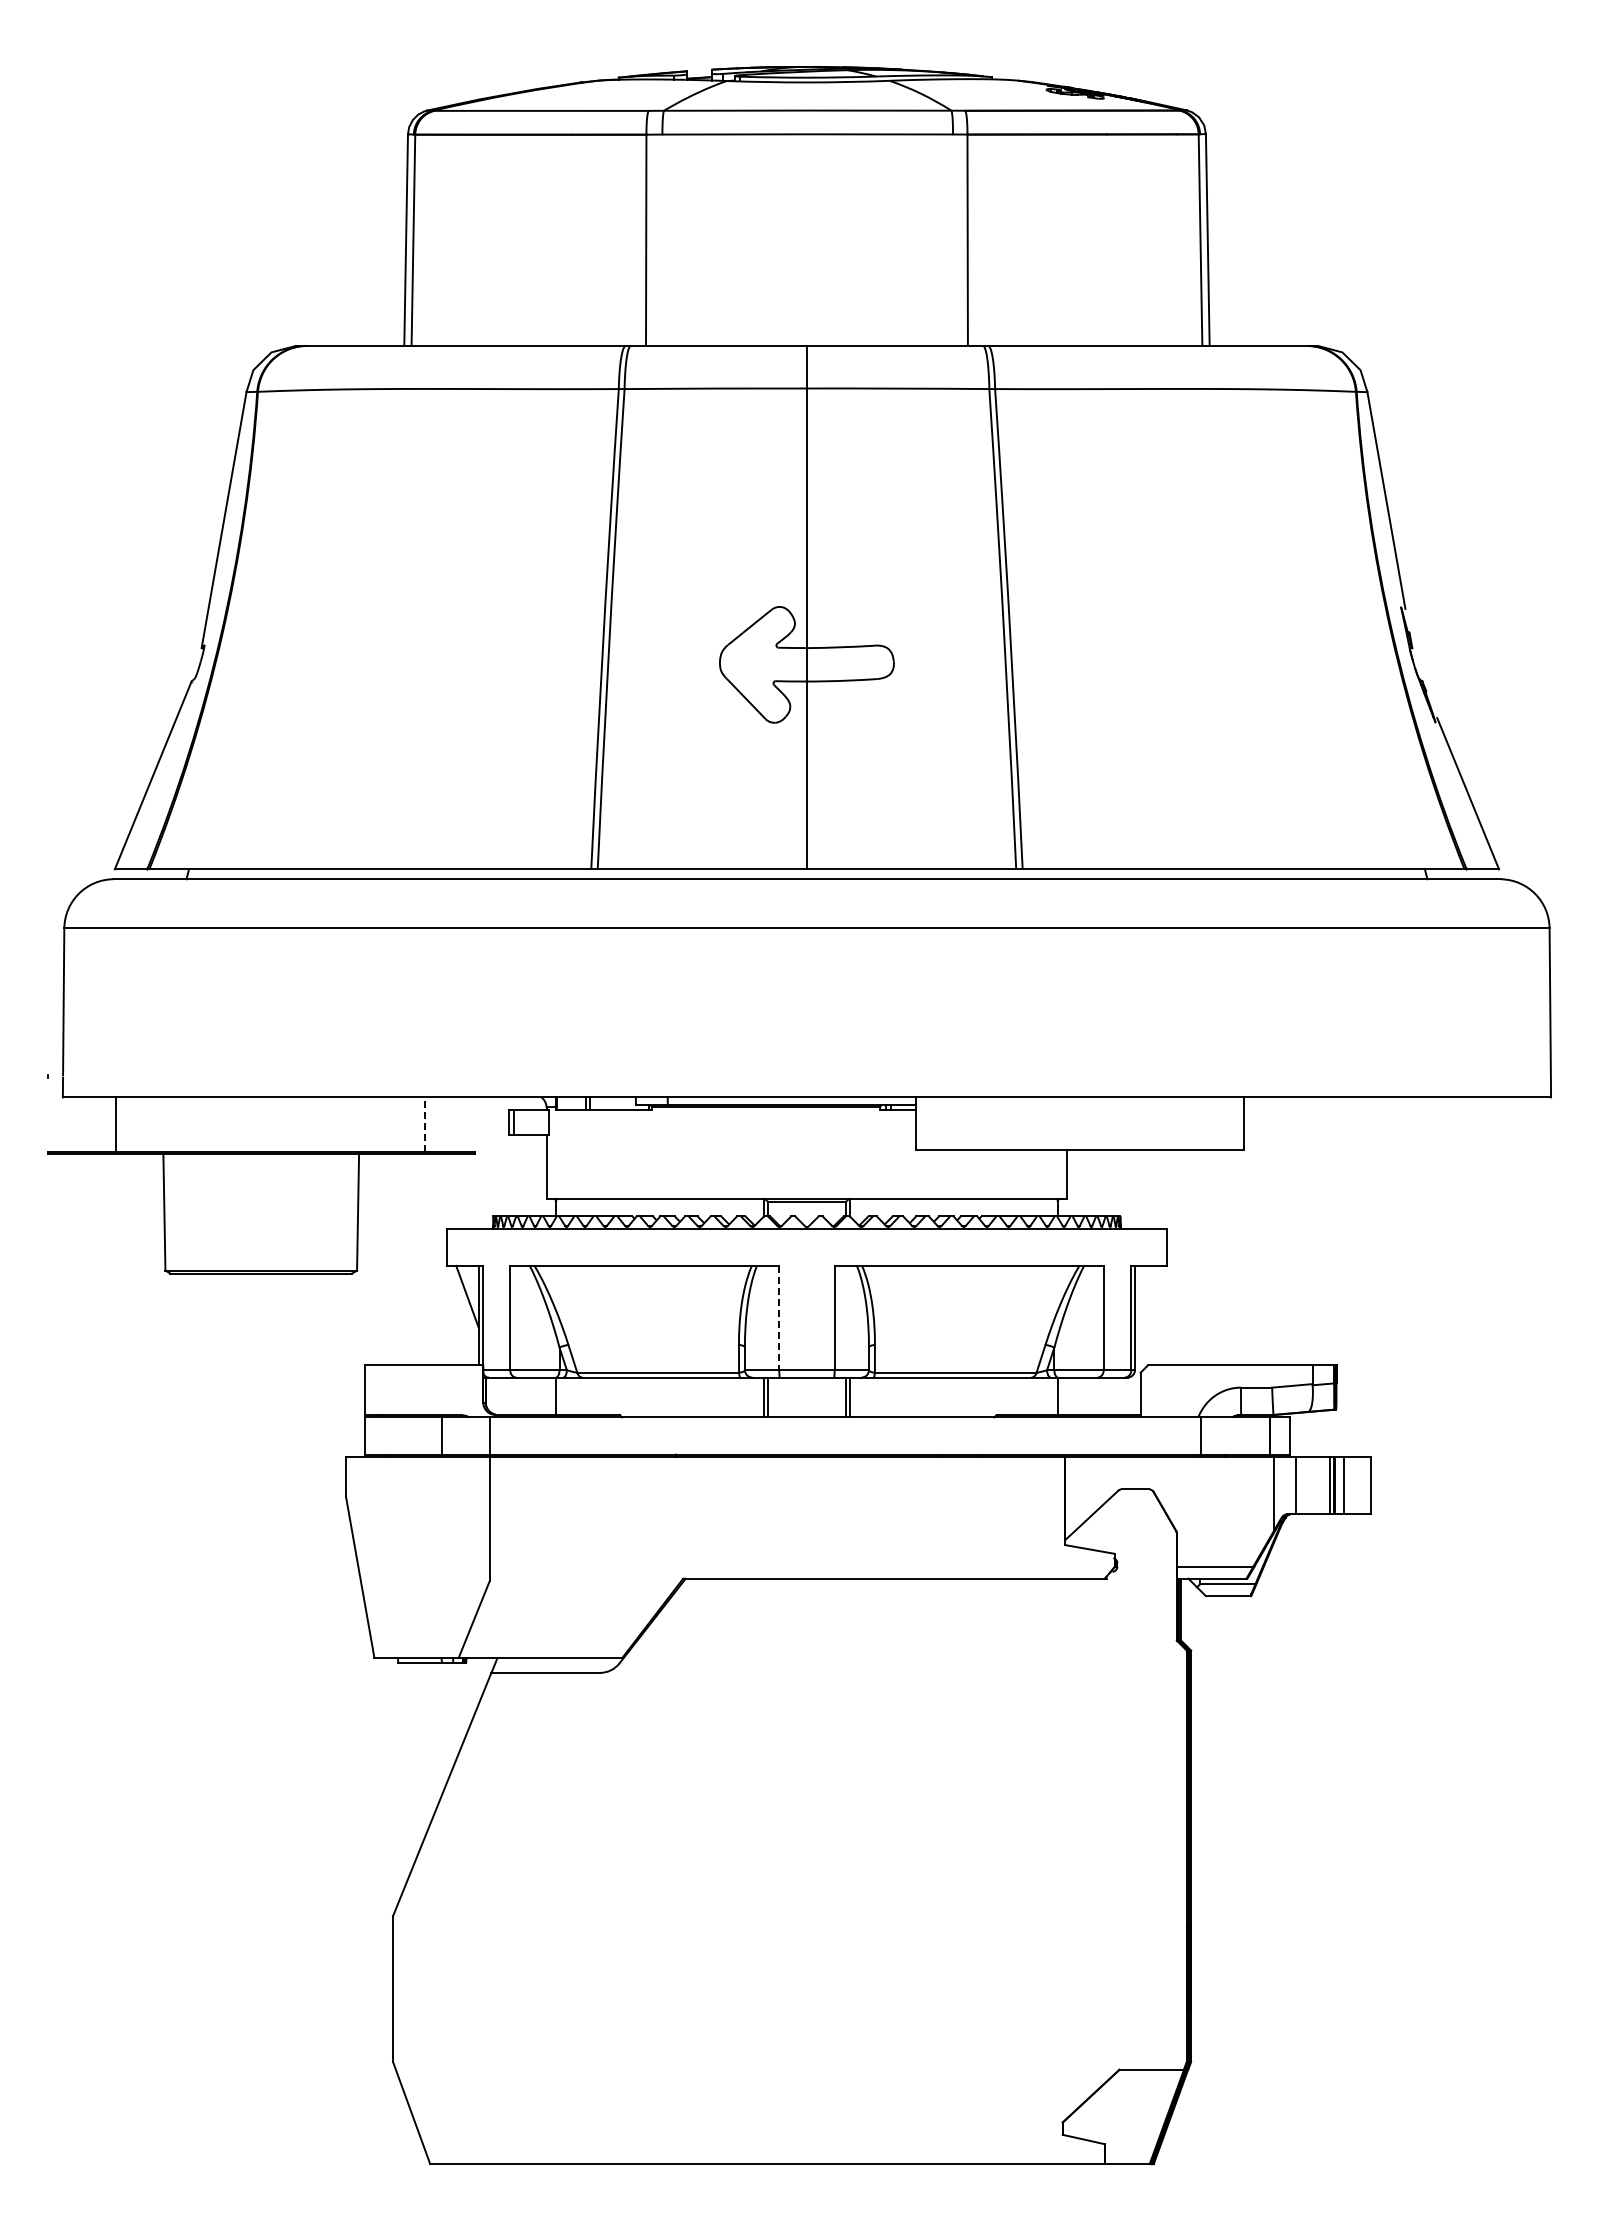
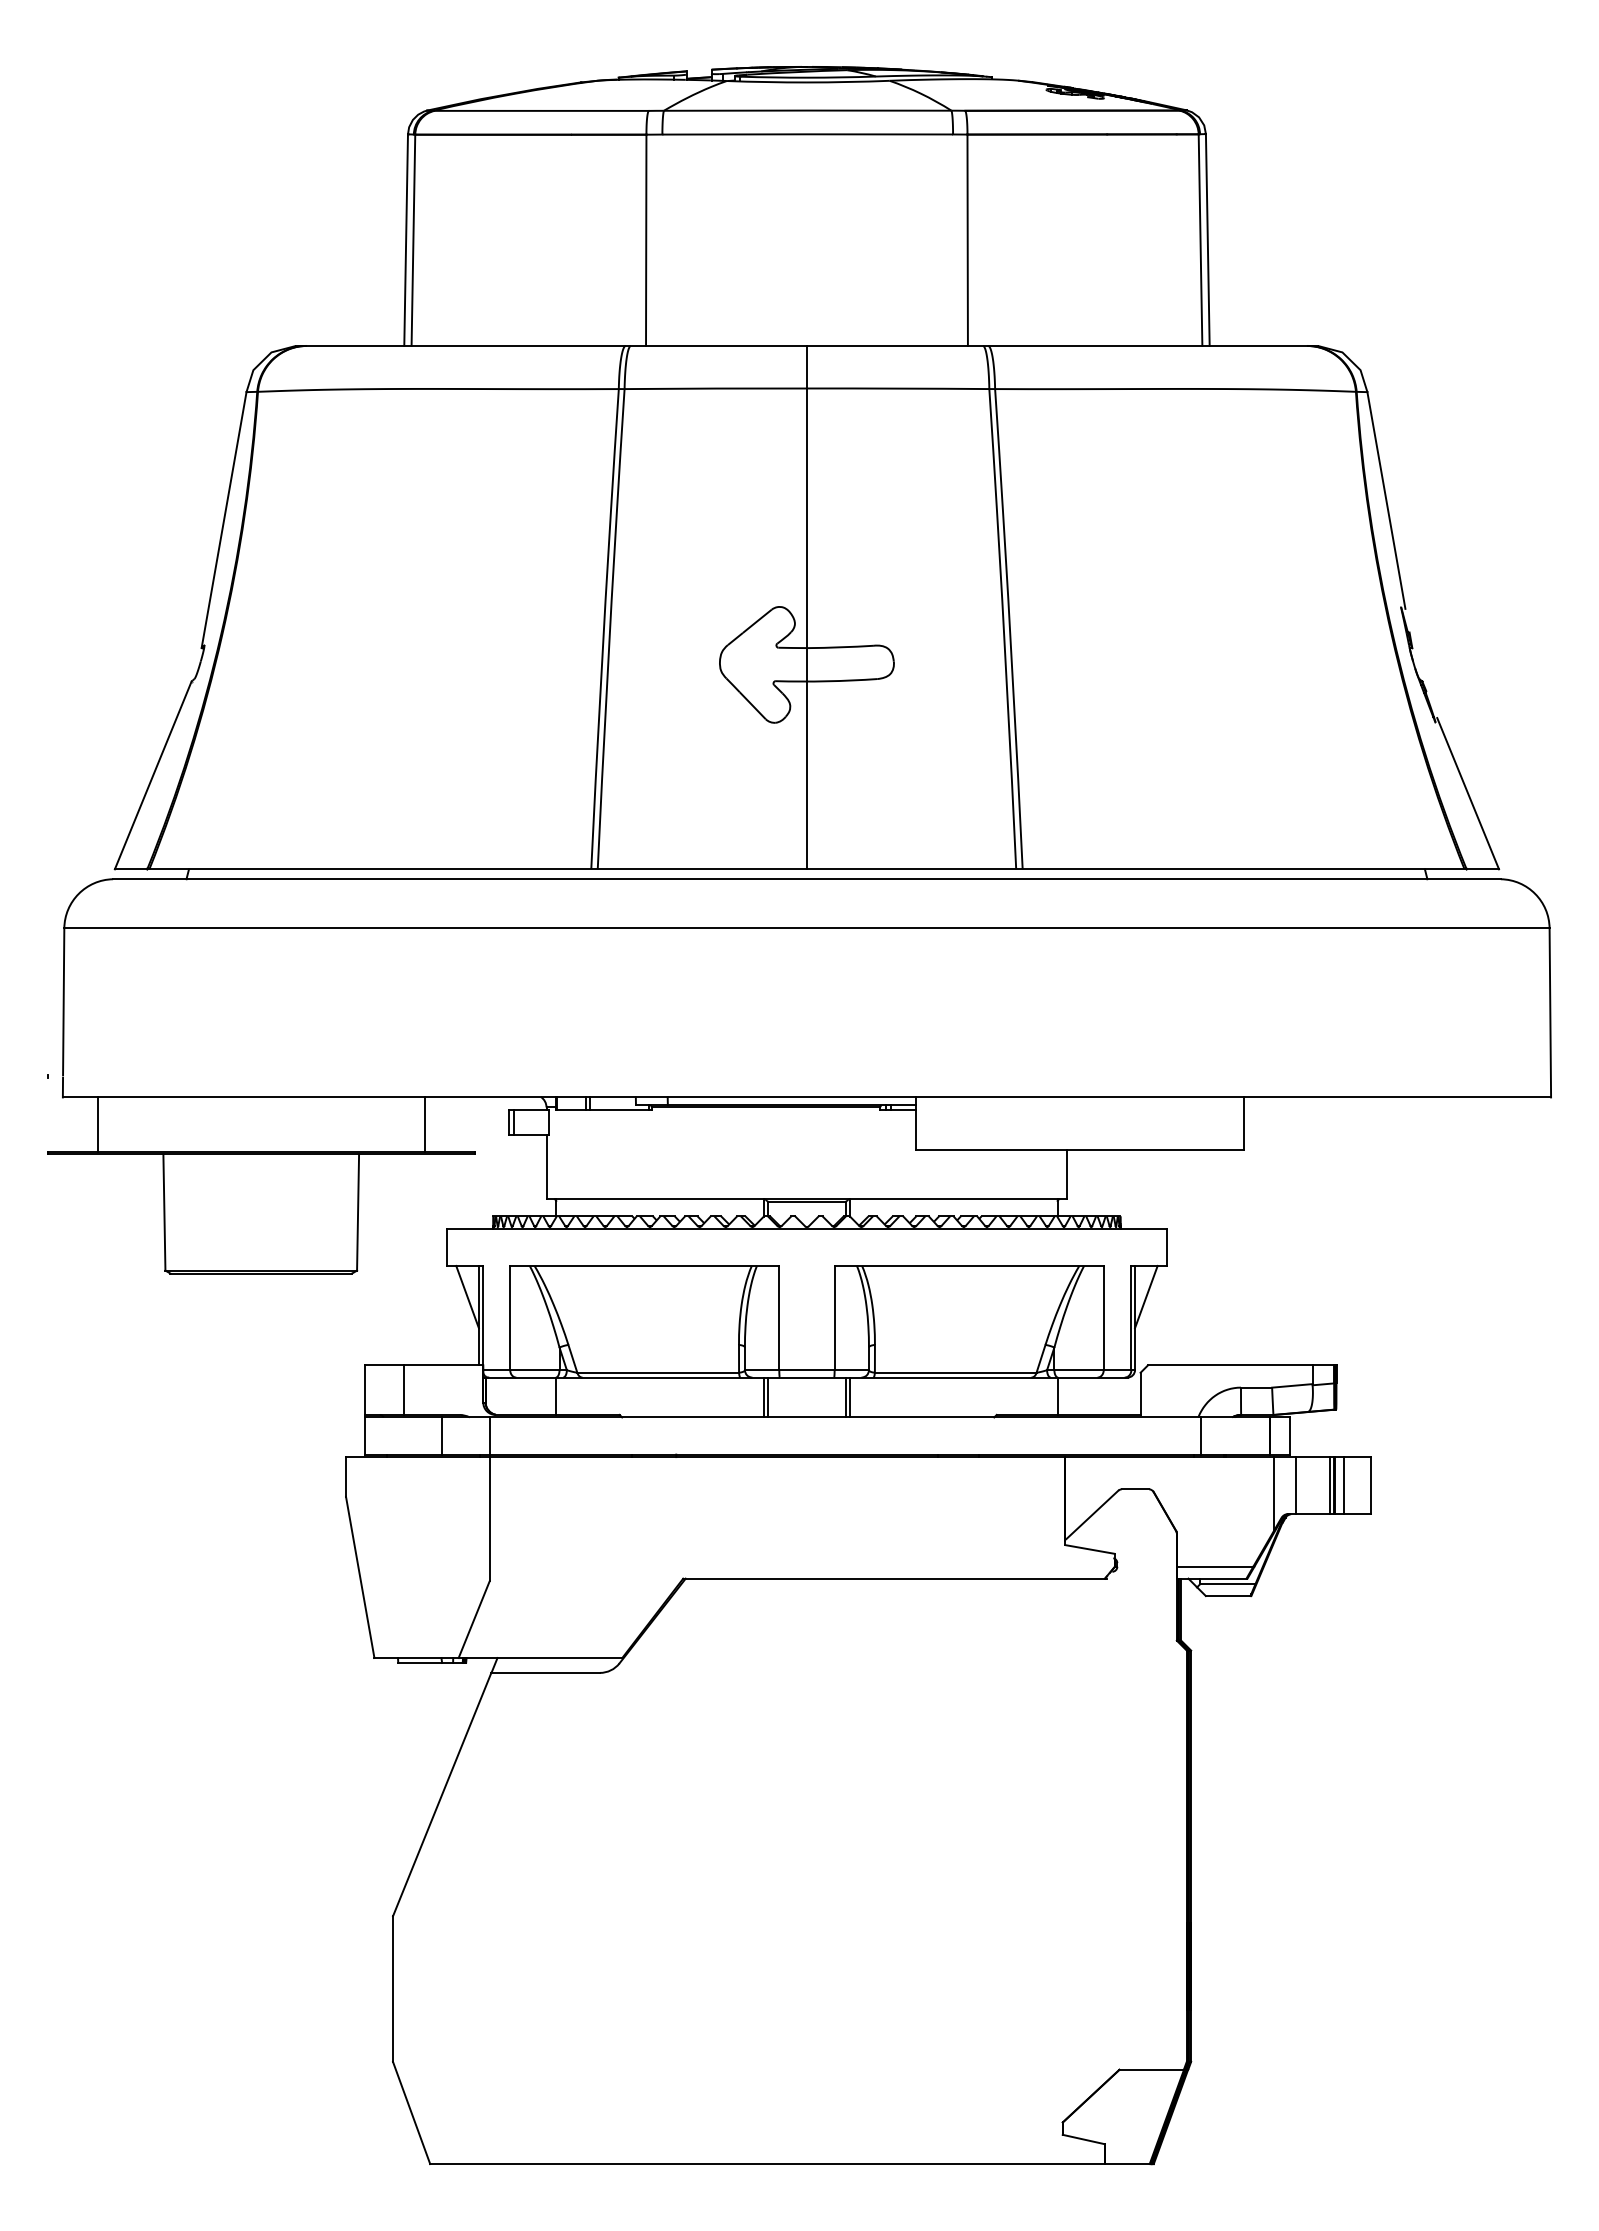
line position: (115, 1124) -> (97, 1124) (97, 1124)
line: dashed -> solid (424, 1124)
line: none -> present (1146, 1296)
line: dashed -> solid (779, 1318)
line: none -> present (404, 1389)
